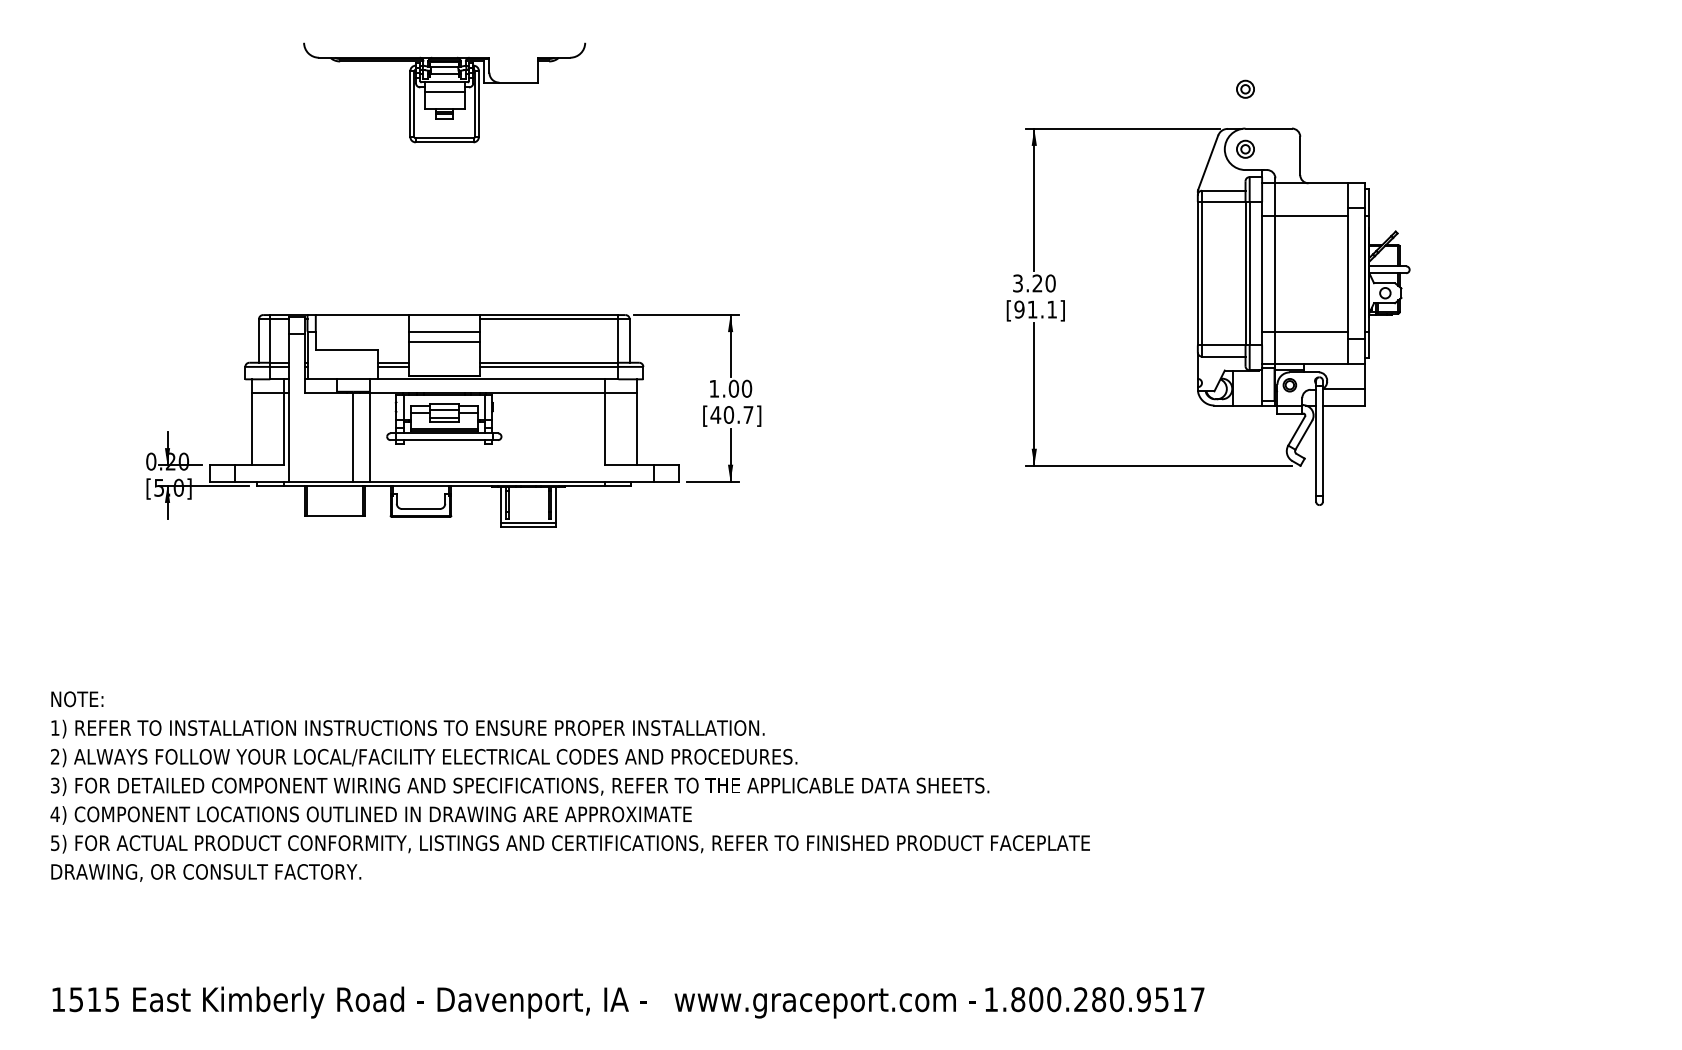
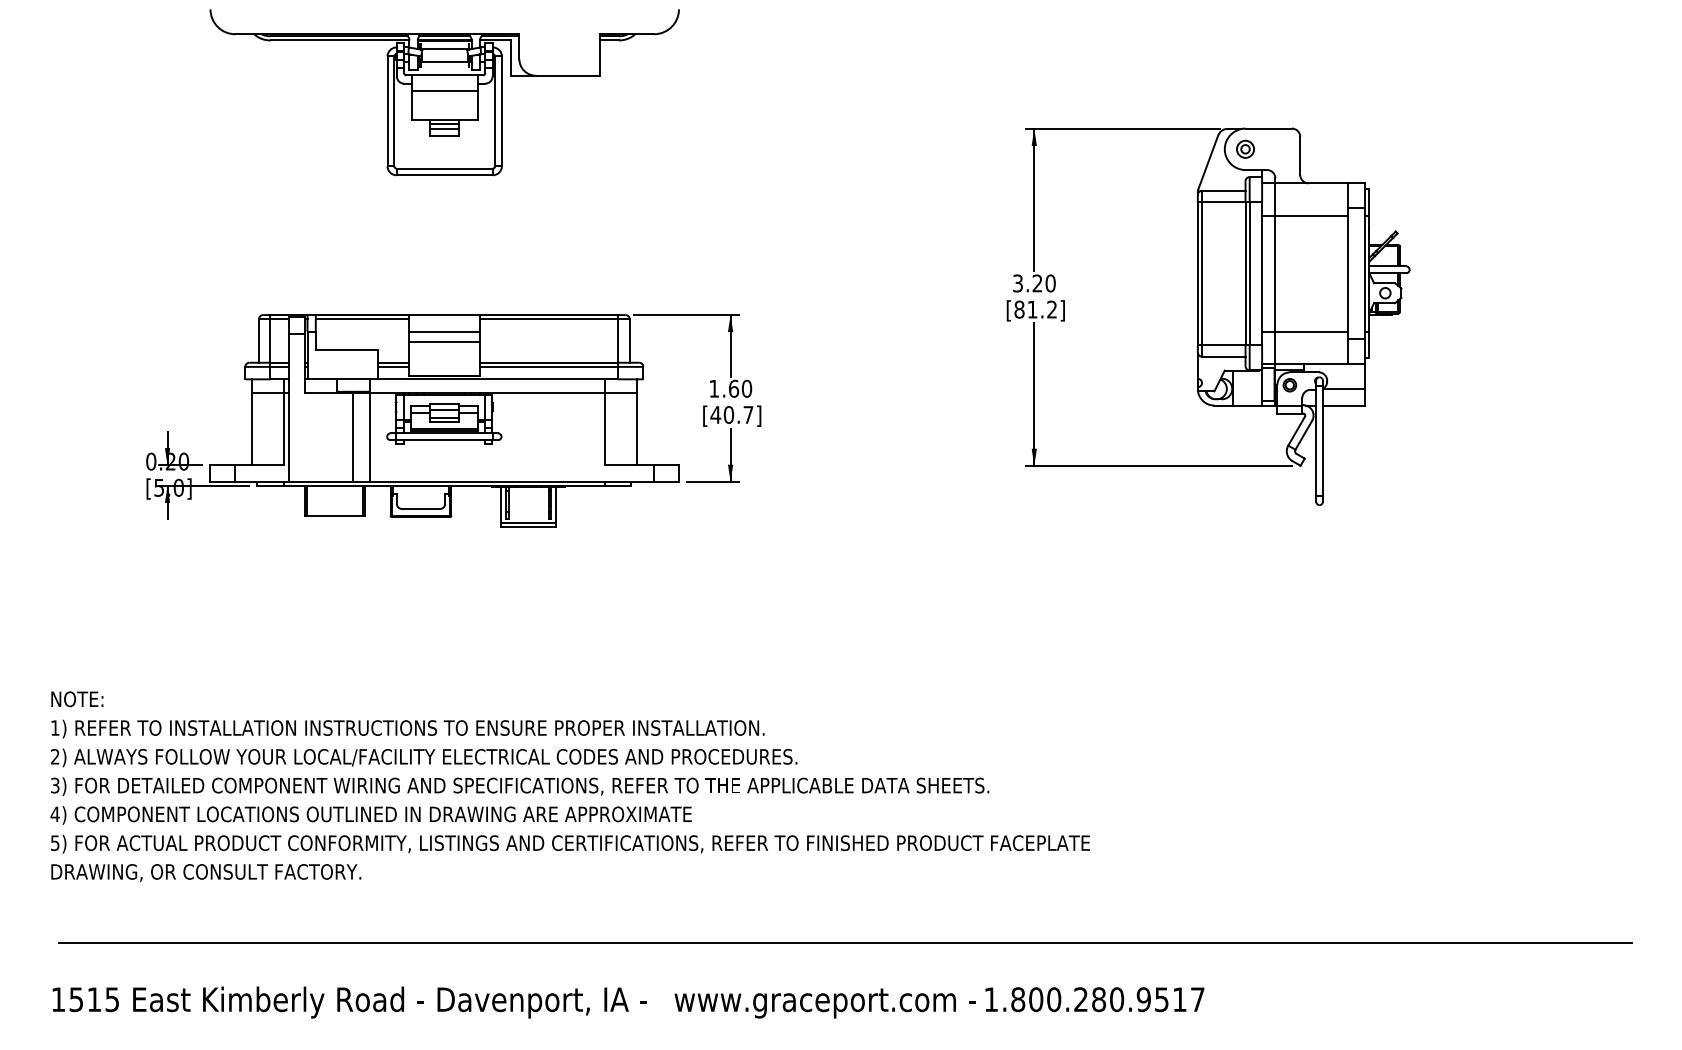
part: present -> none (1245, 88)
part size: 284x102 px -> 471x168 px (444, 92)
text: [91.1] -> [81.2] (1035, 309)
line: none -> present (362, 319)
text: 1.00 -> 1.60 (733, 388)
line: none -> present (844, 942)
